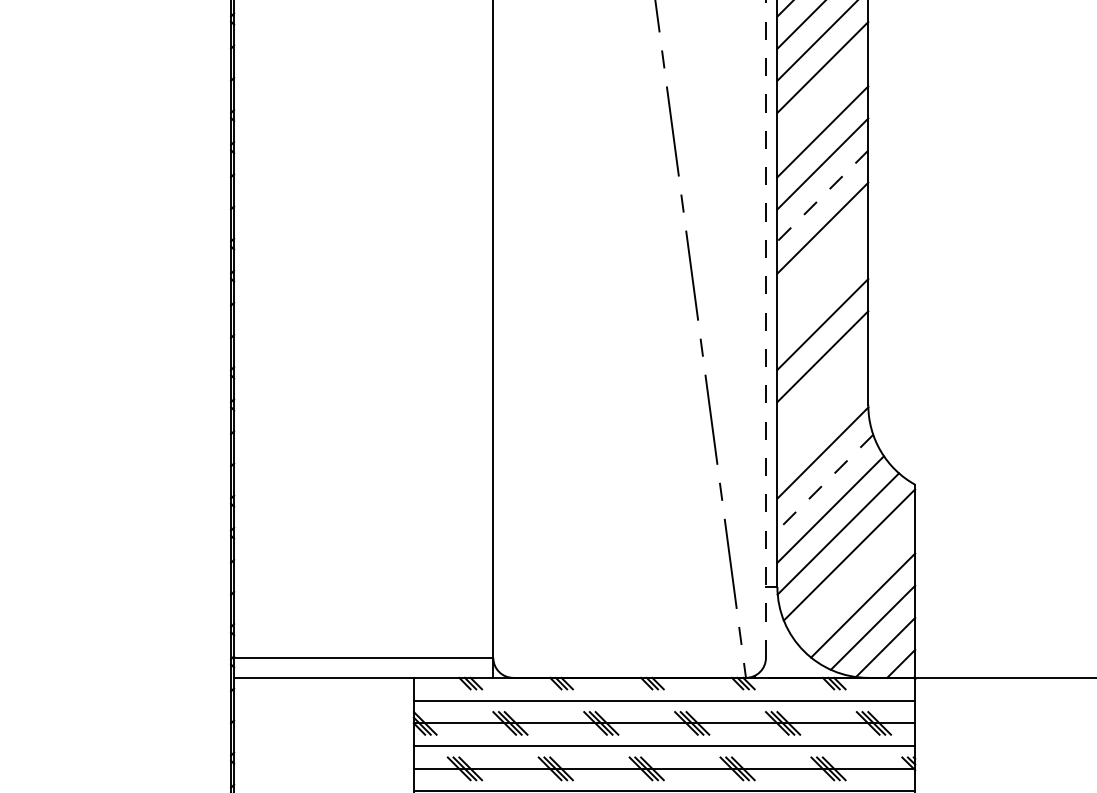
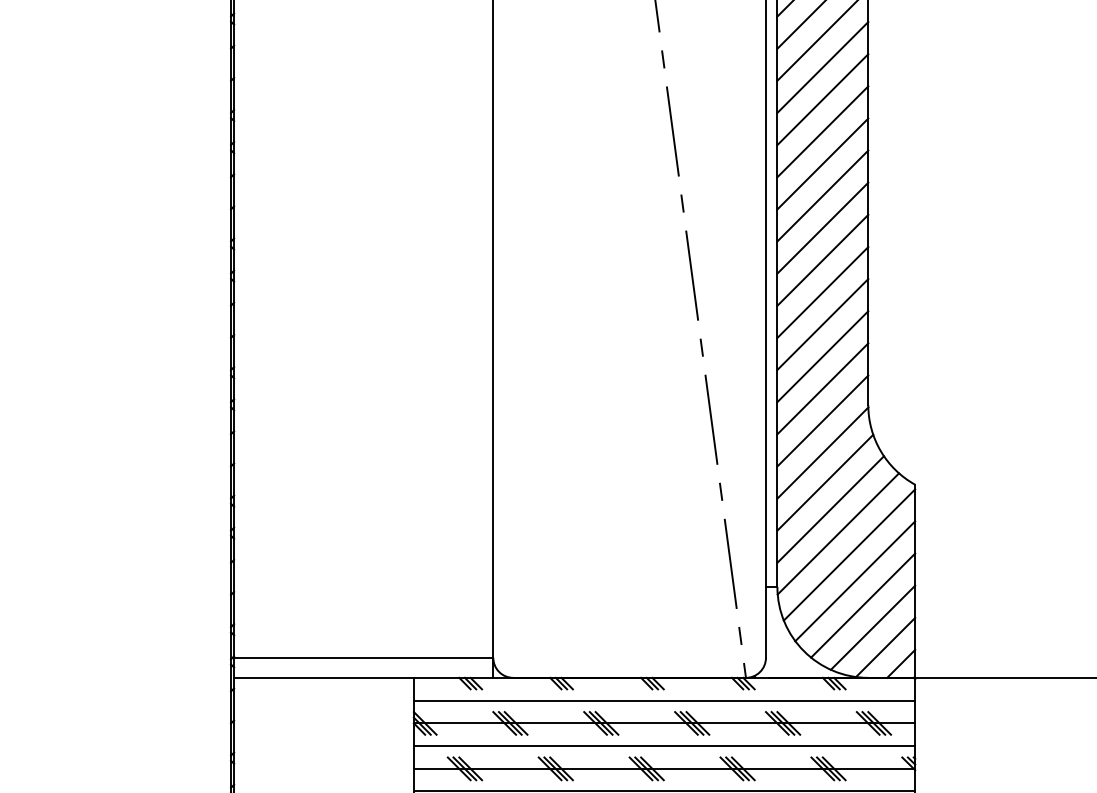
line: none -> present (822, 99)
line: dashed -> solid (822, 196)
line: none -> present (822, 259)
line: none -> present (822, 292)
line: dashed -> solid (765, 328)
line: none -> present (822, 388)
line: none -> present (822, 420)
line: dashed -> solid (825, 482)
line: none -> present (855, 581)
